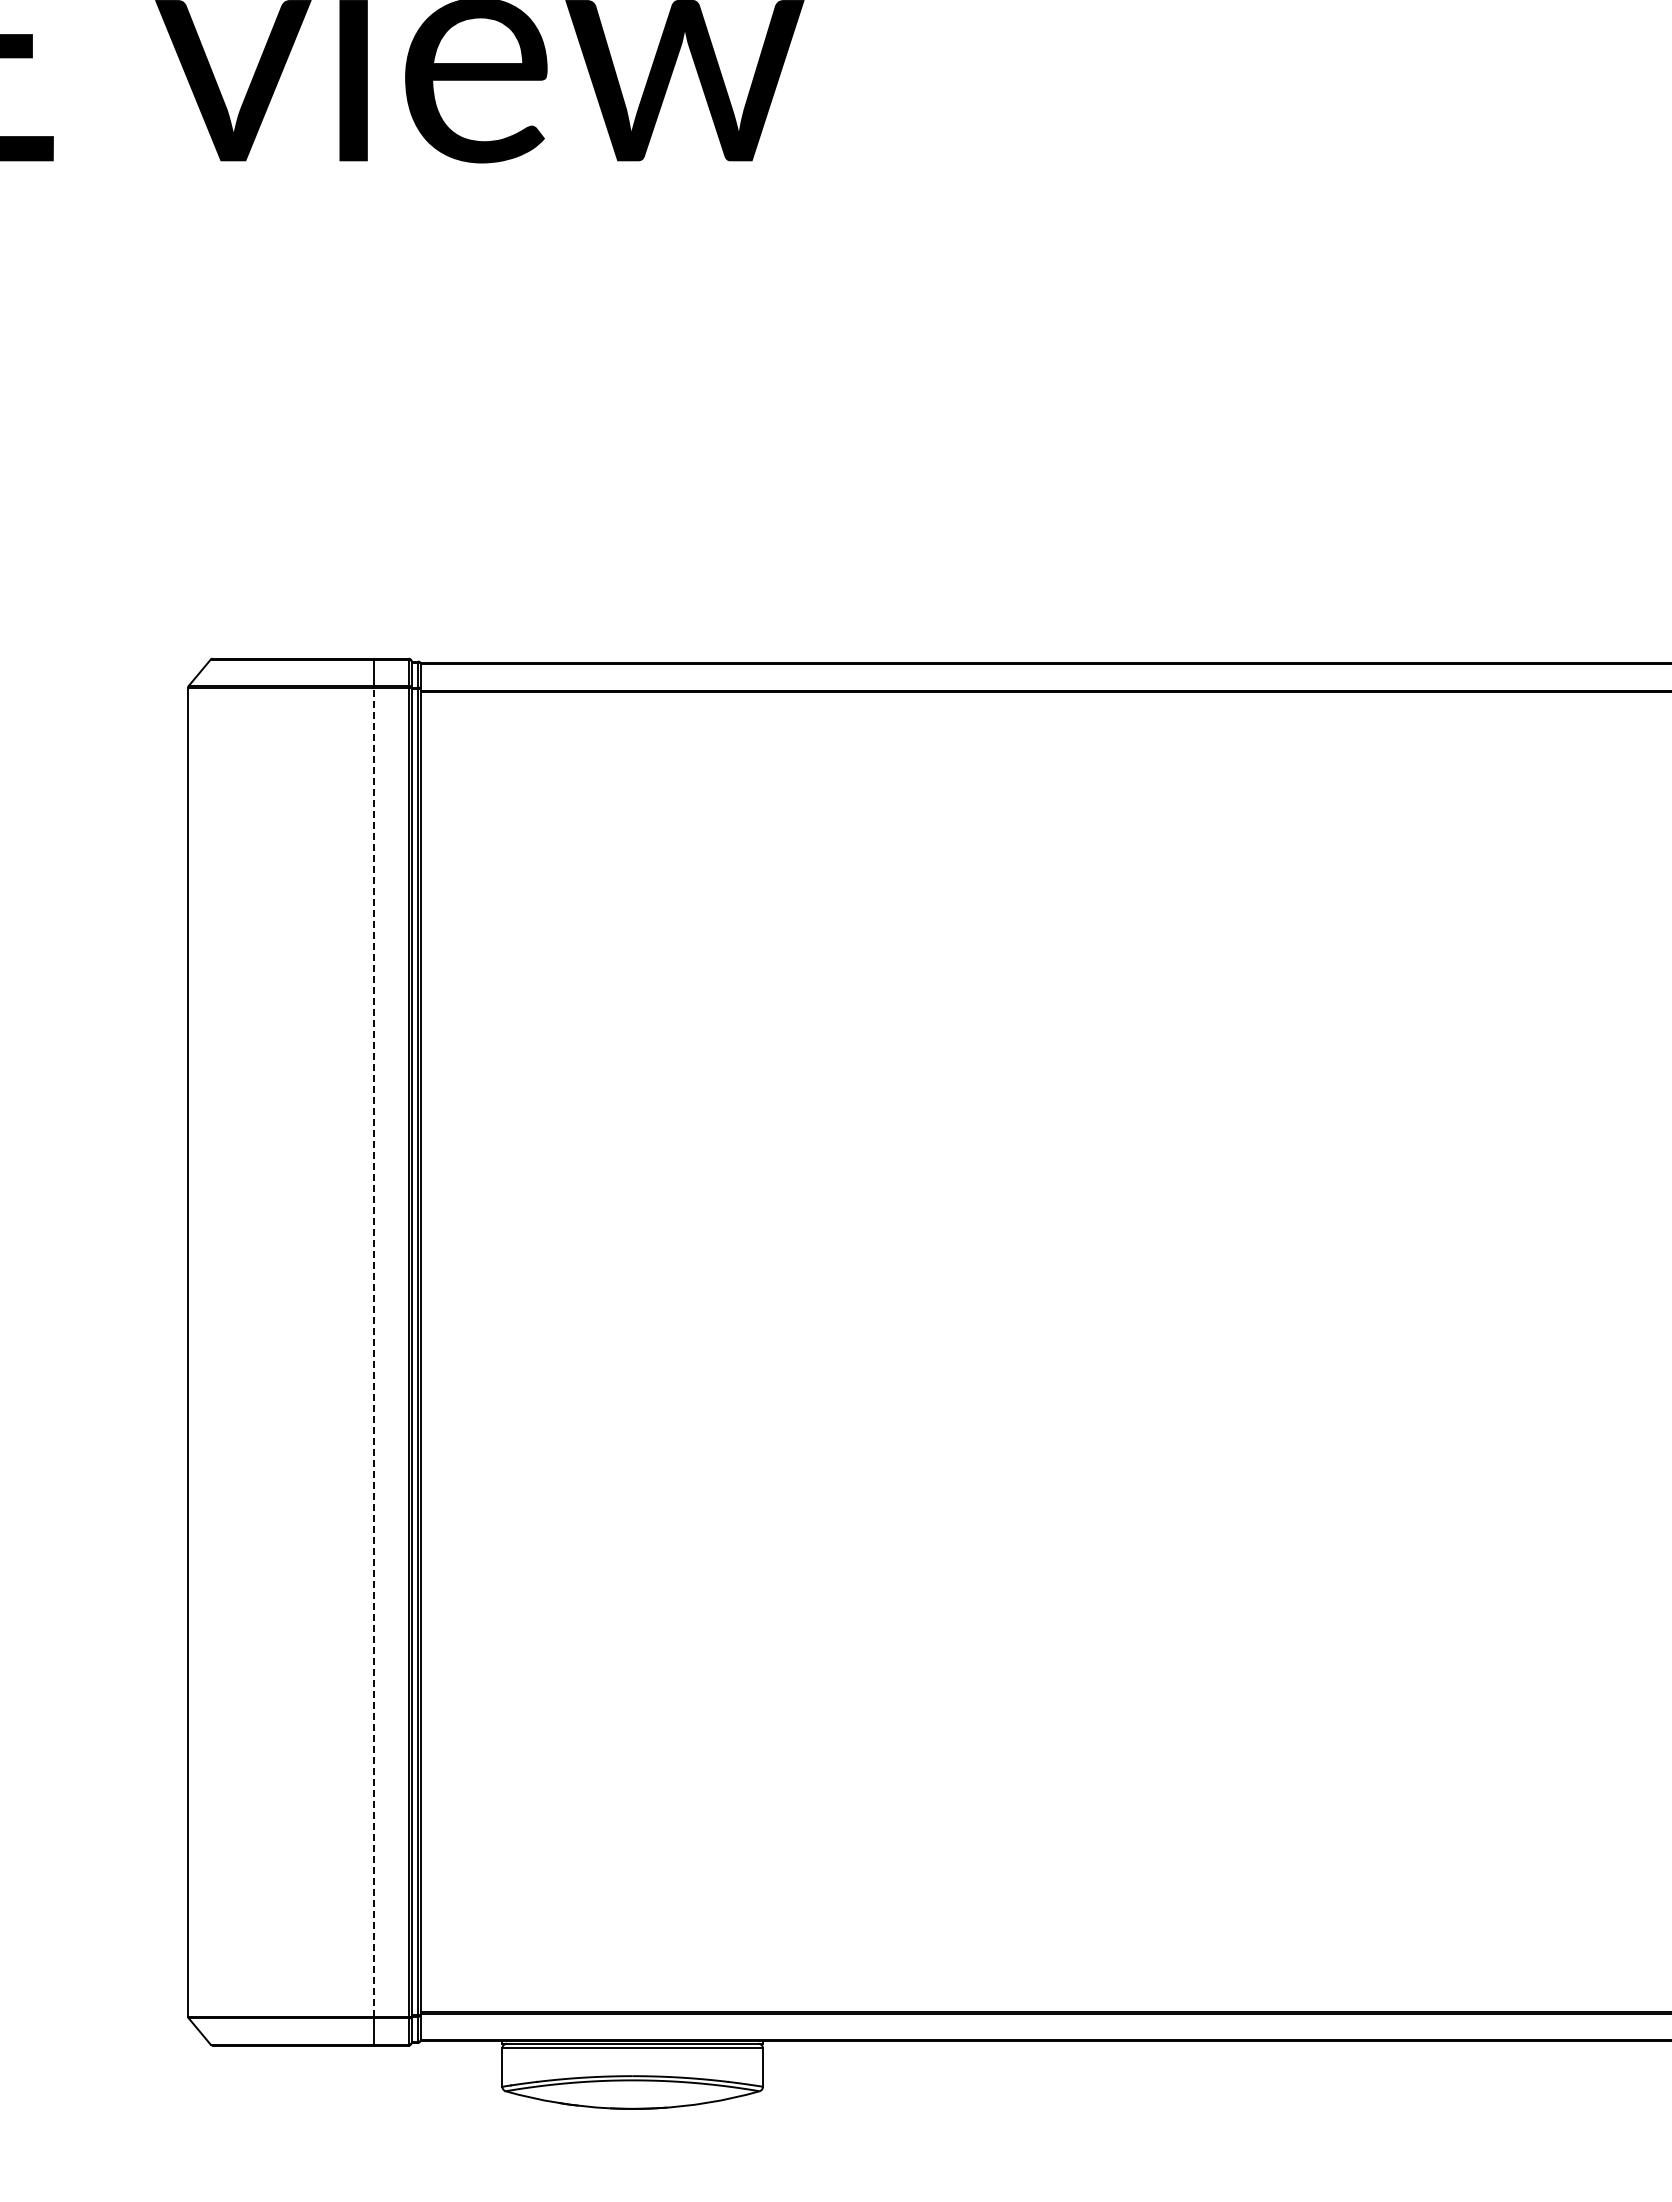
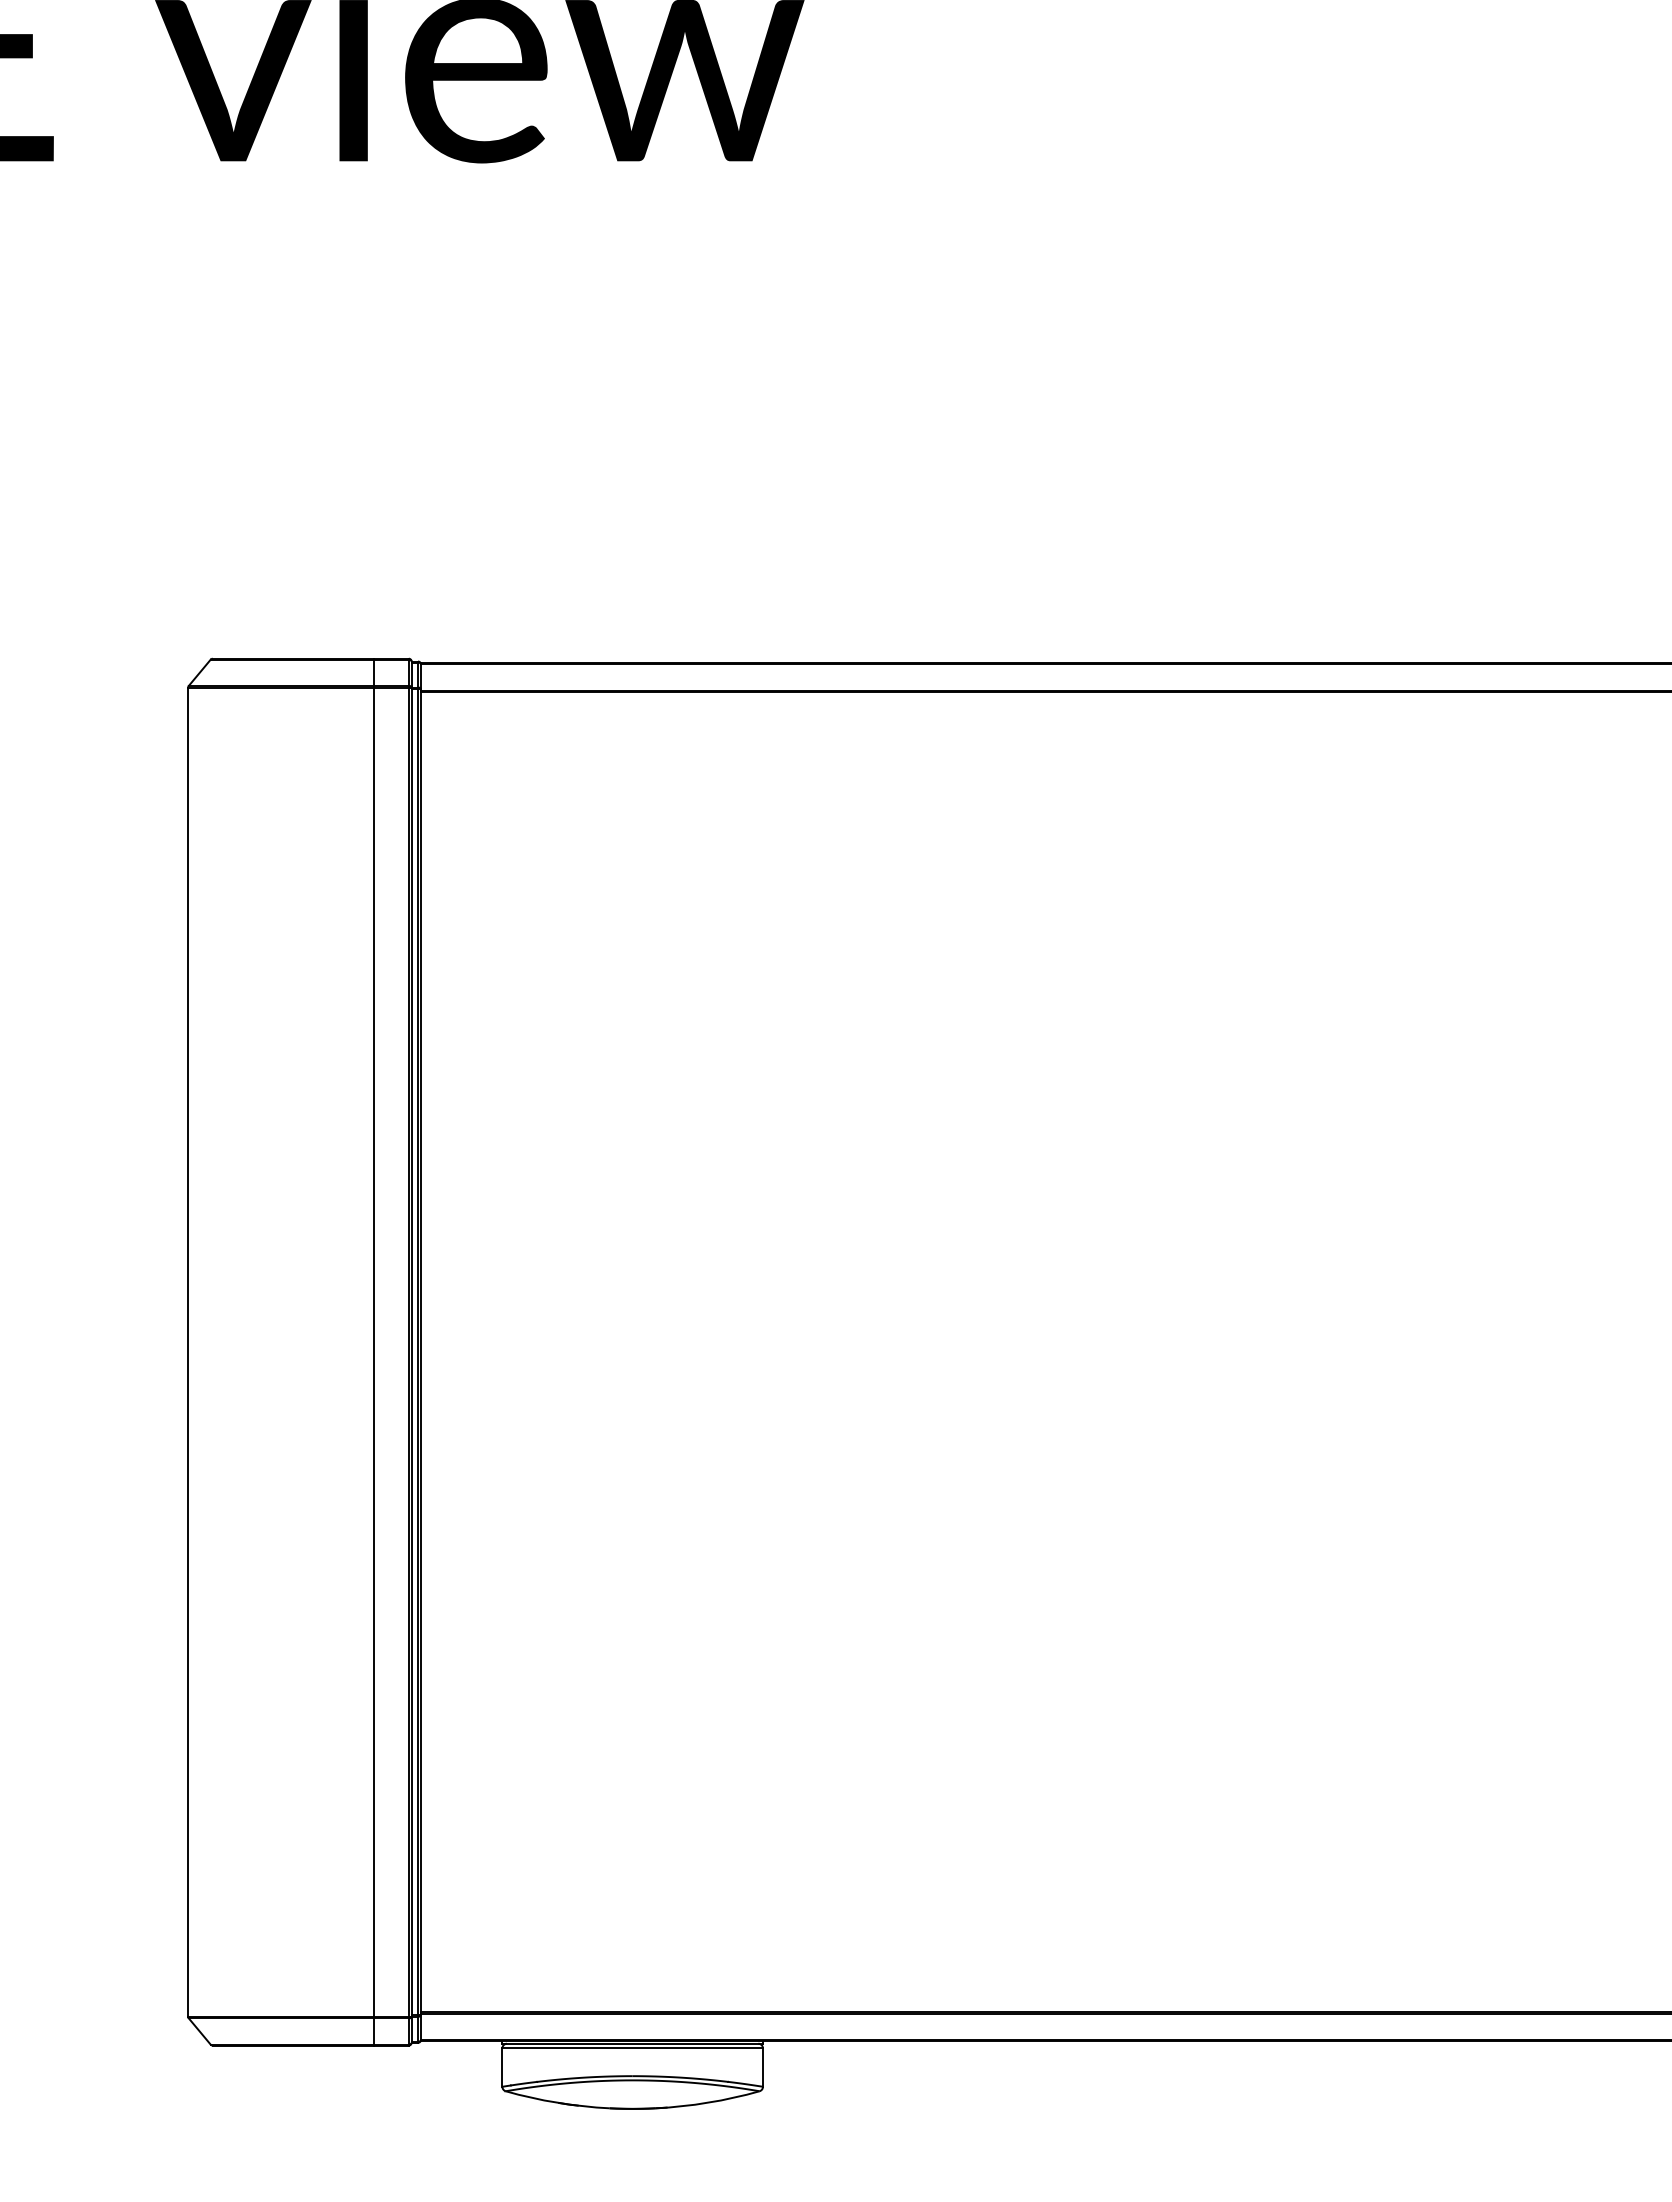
line: dashed -> solid (374, 1352)
